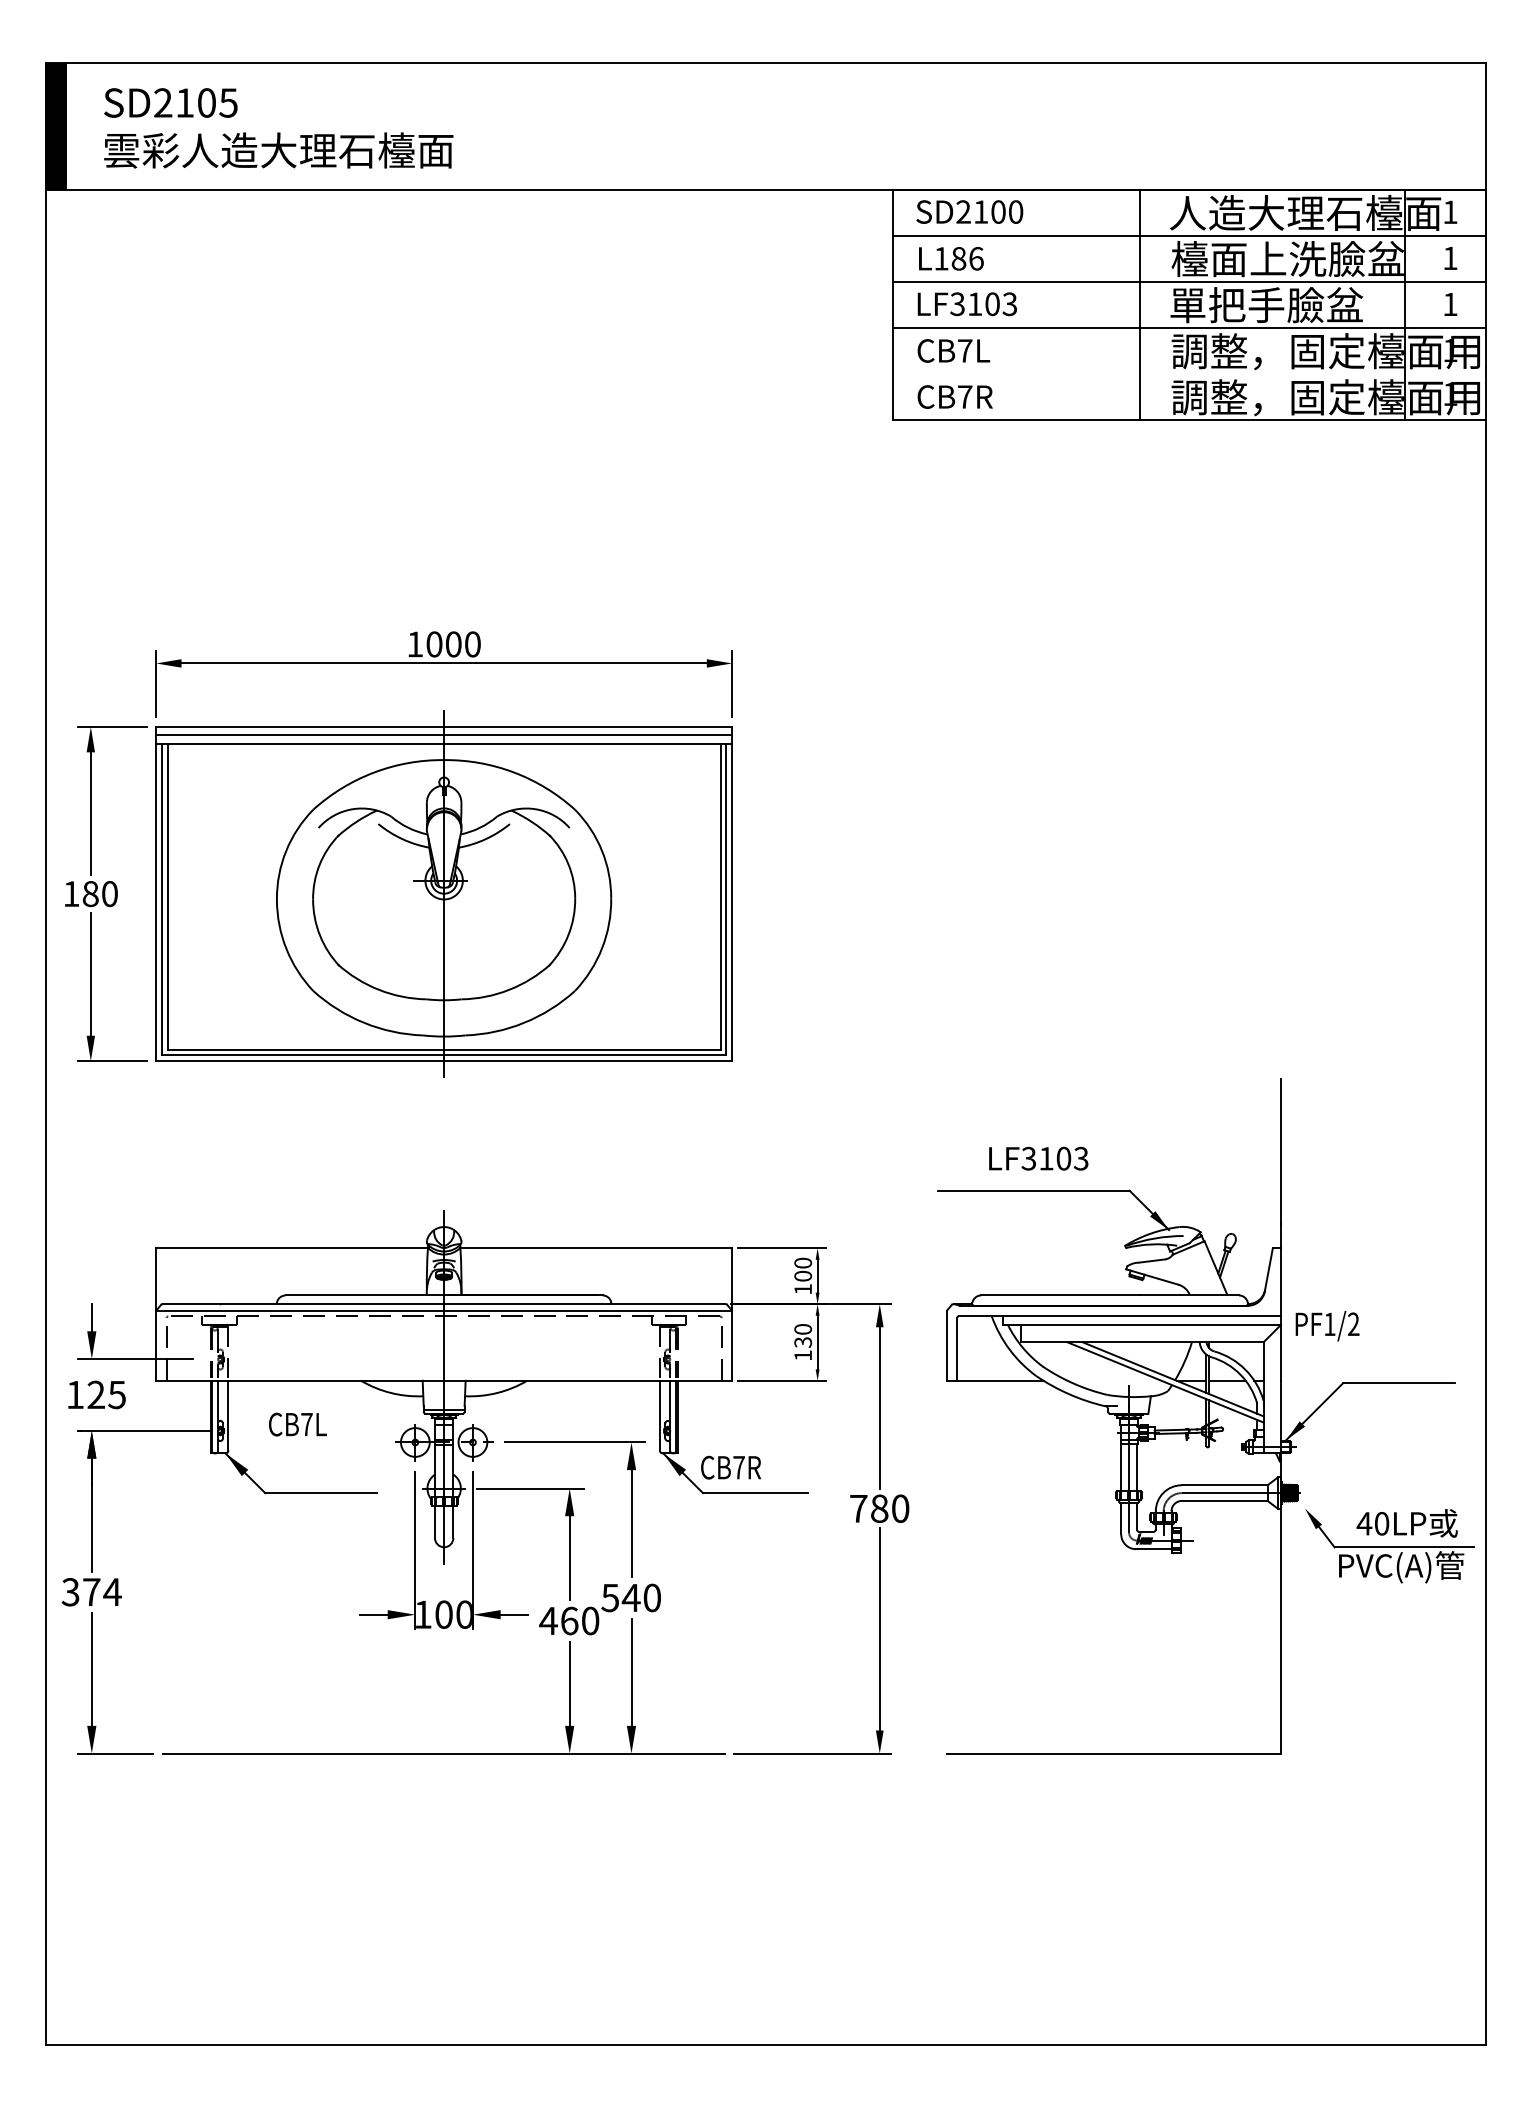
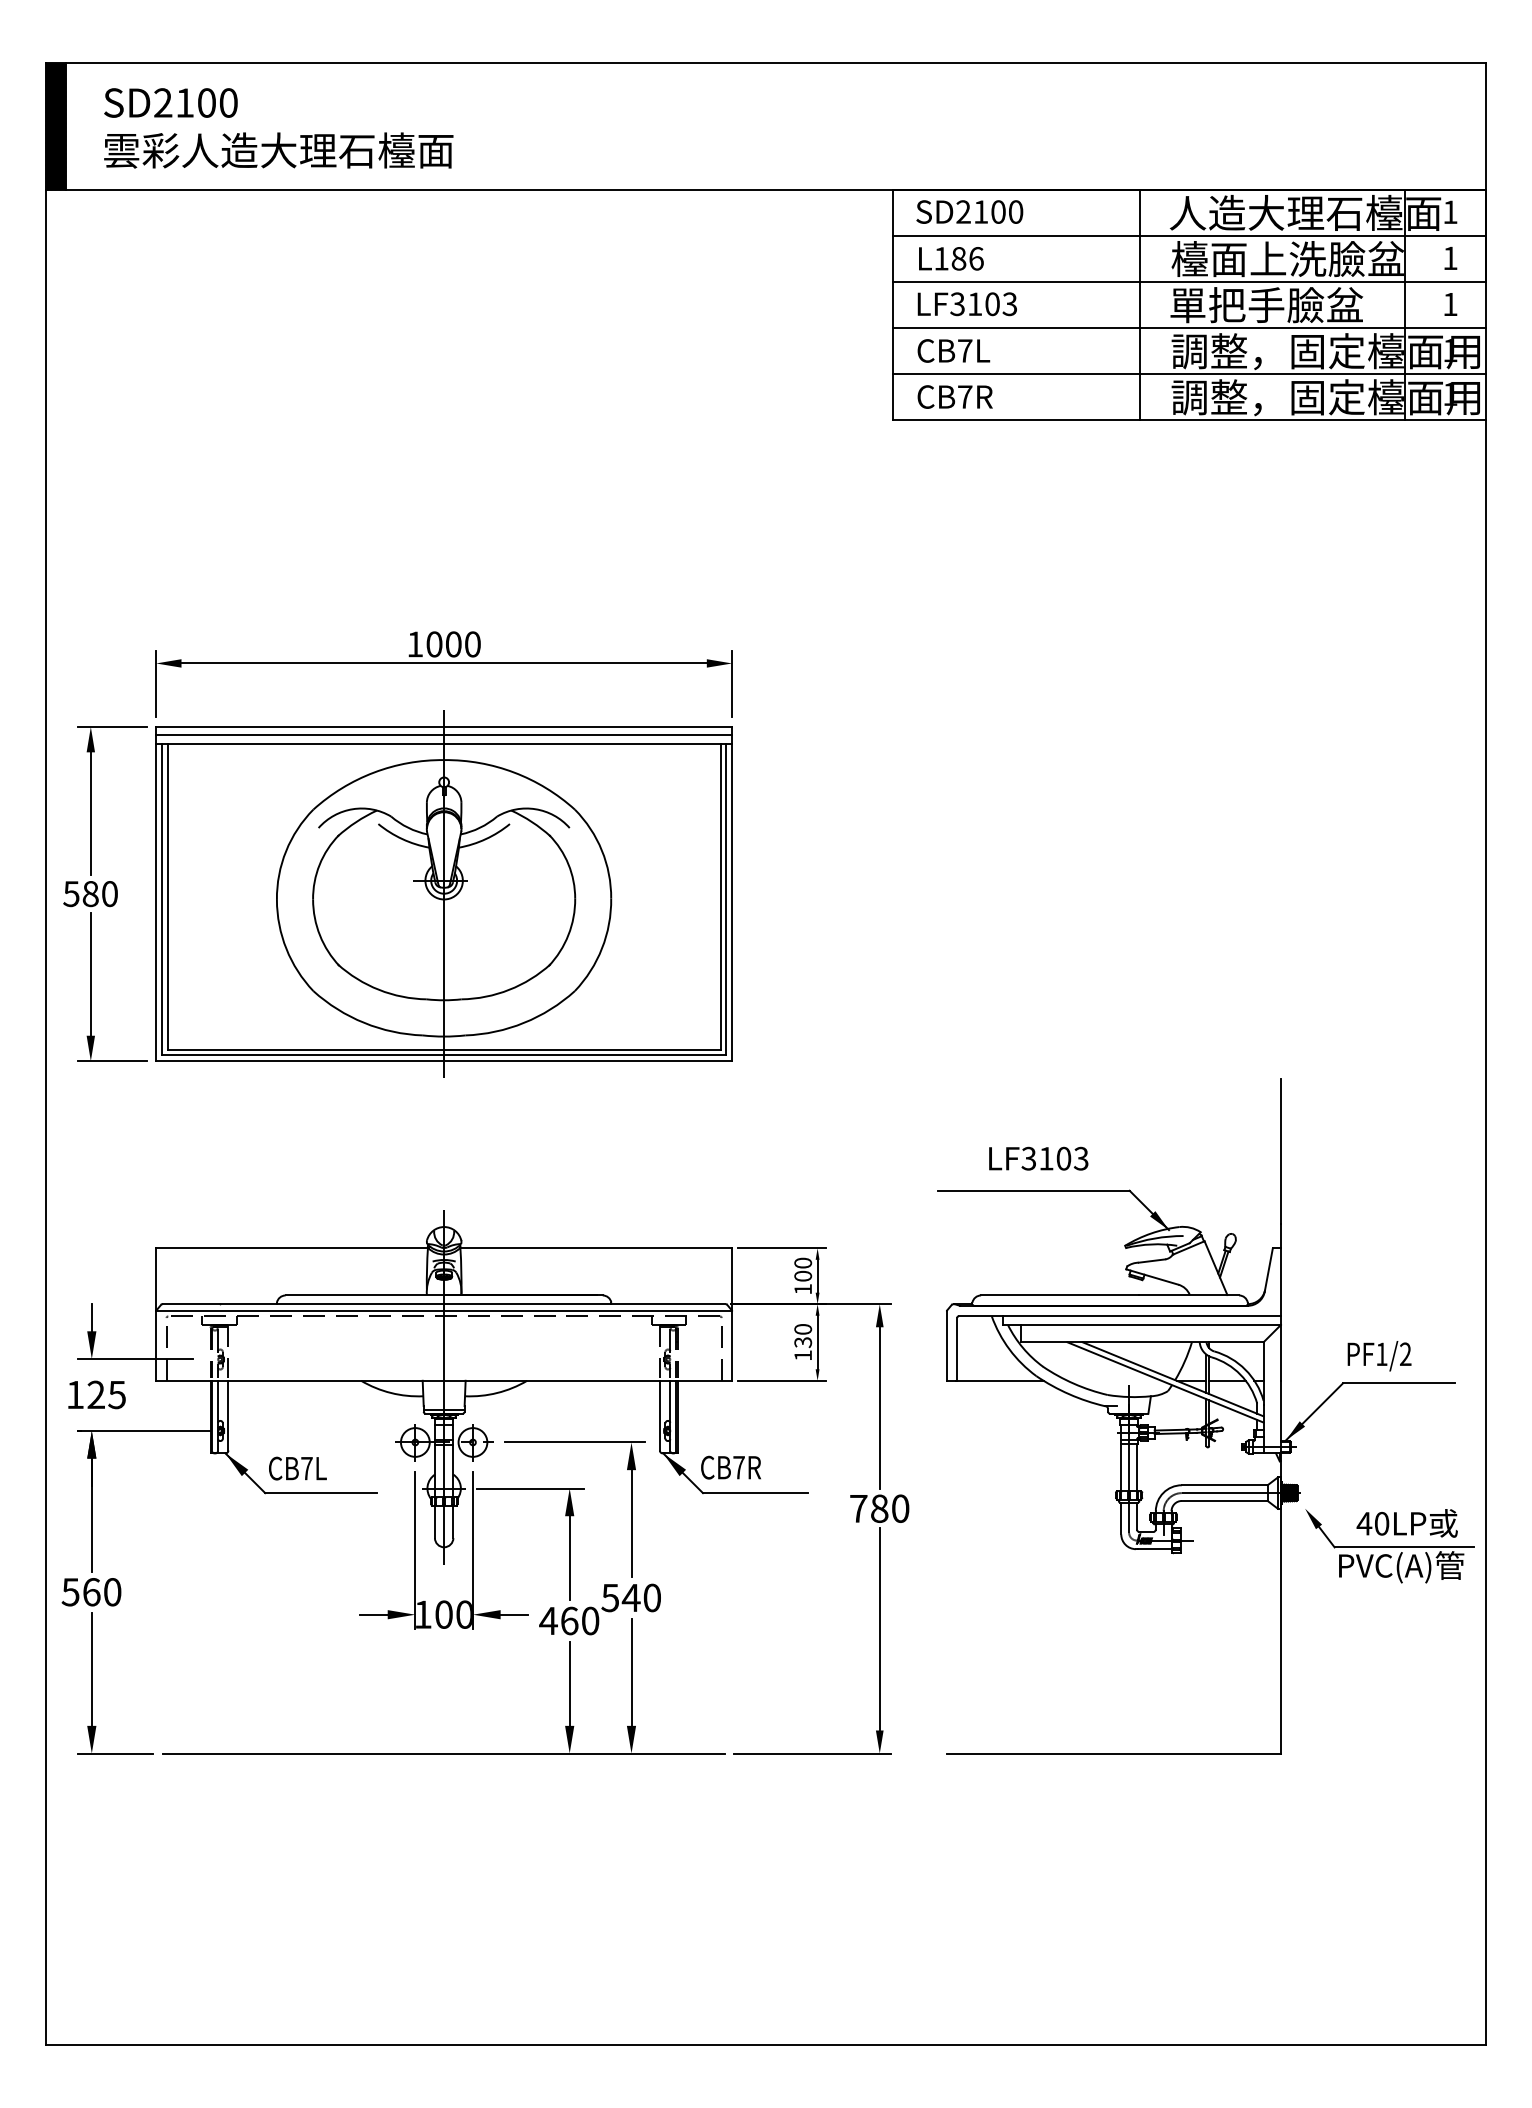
text: SD2105 -> SD2100 (228, 102)
line: none -> present (1189, 374)
text: 180 -> 580 (71, 894)
text position: (1327, 1326) -> (1379, 1356) (1379, 1356)
text position: (297, 1424) -> (297, 1468) (297, 1468)
text: 374 -> 560 (91, 1592)
